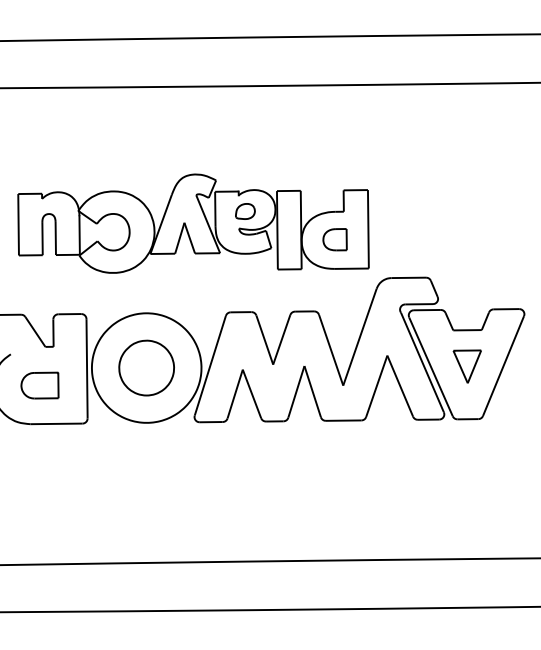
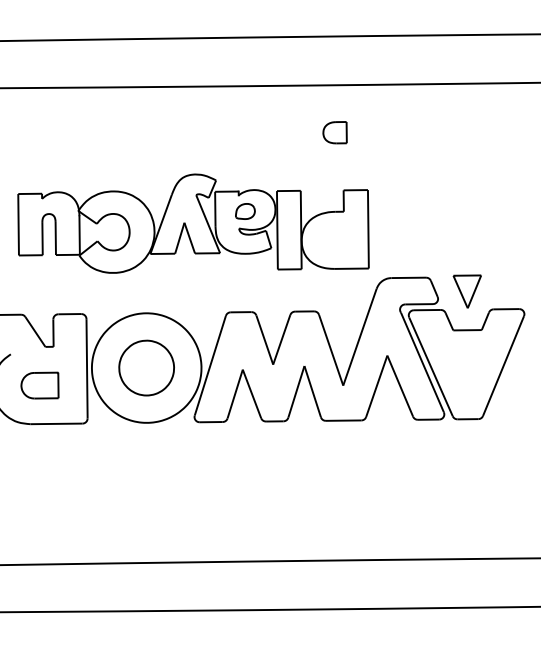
part position: (334, 239) -> (334, 132) (334, 132)
part position: (466, 366) -> (466, 291) (466, 291)
